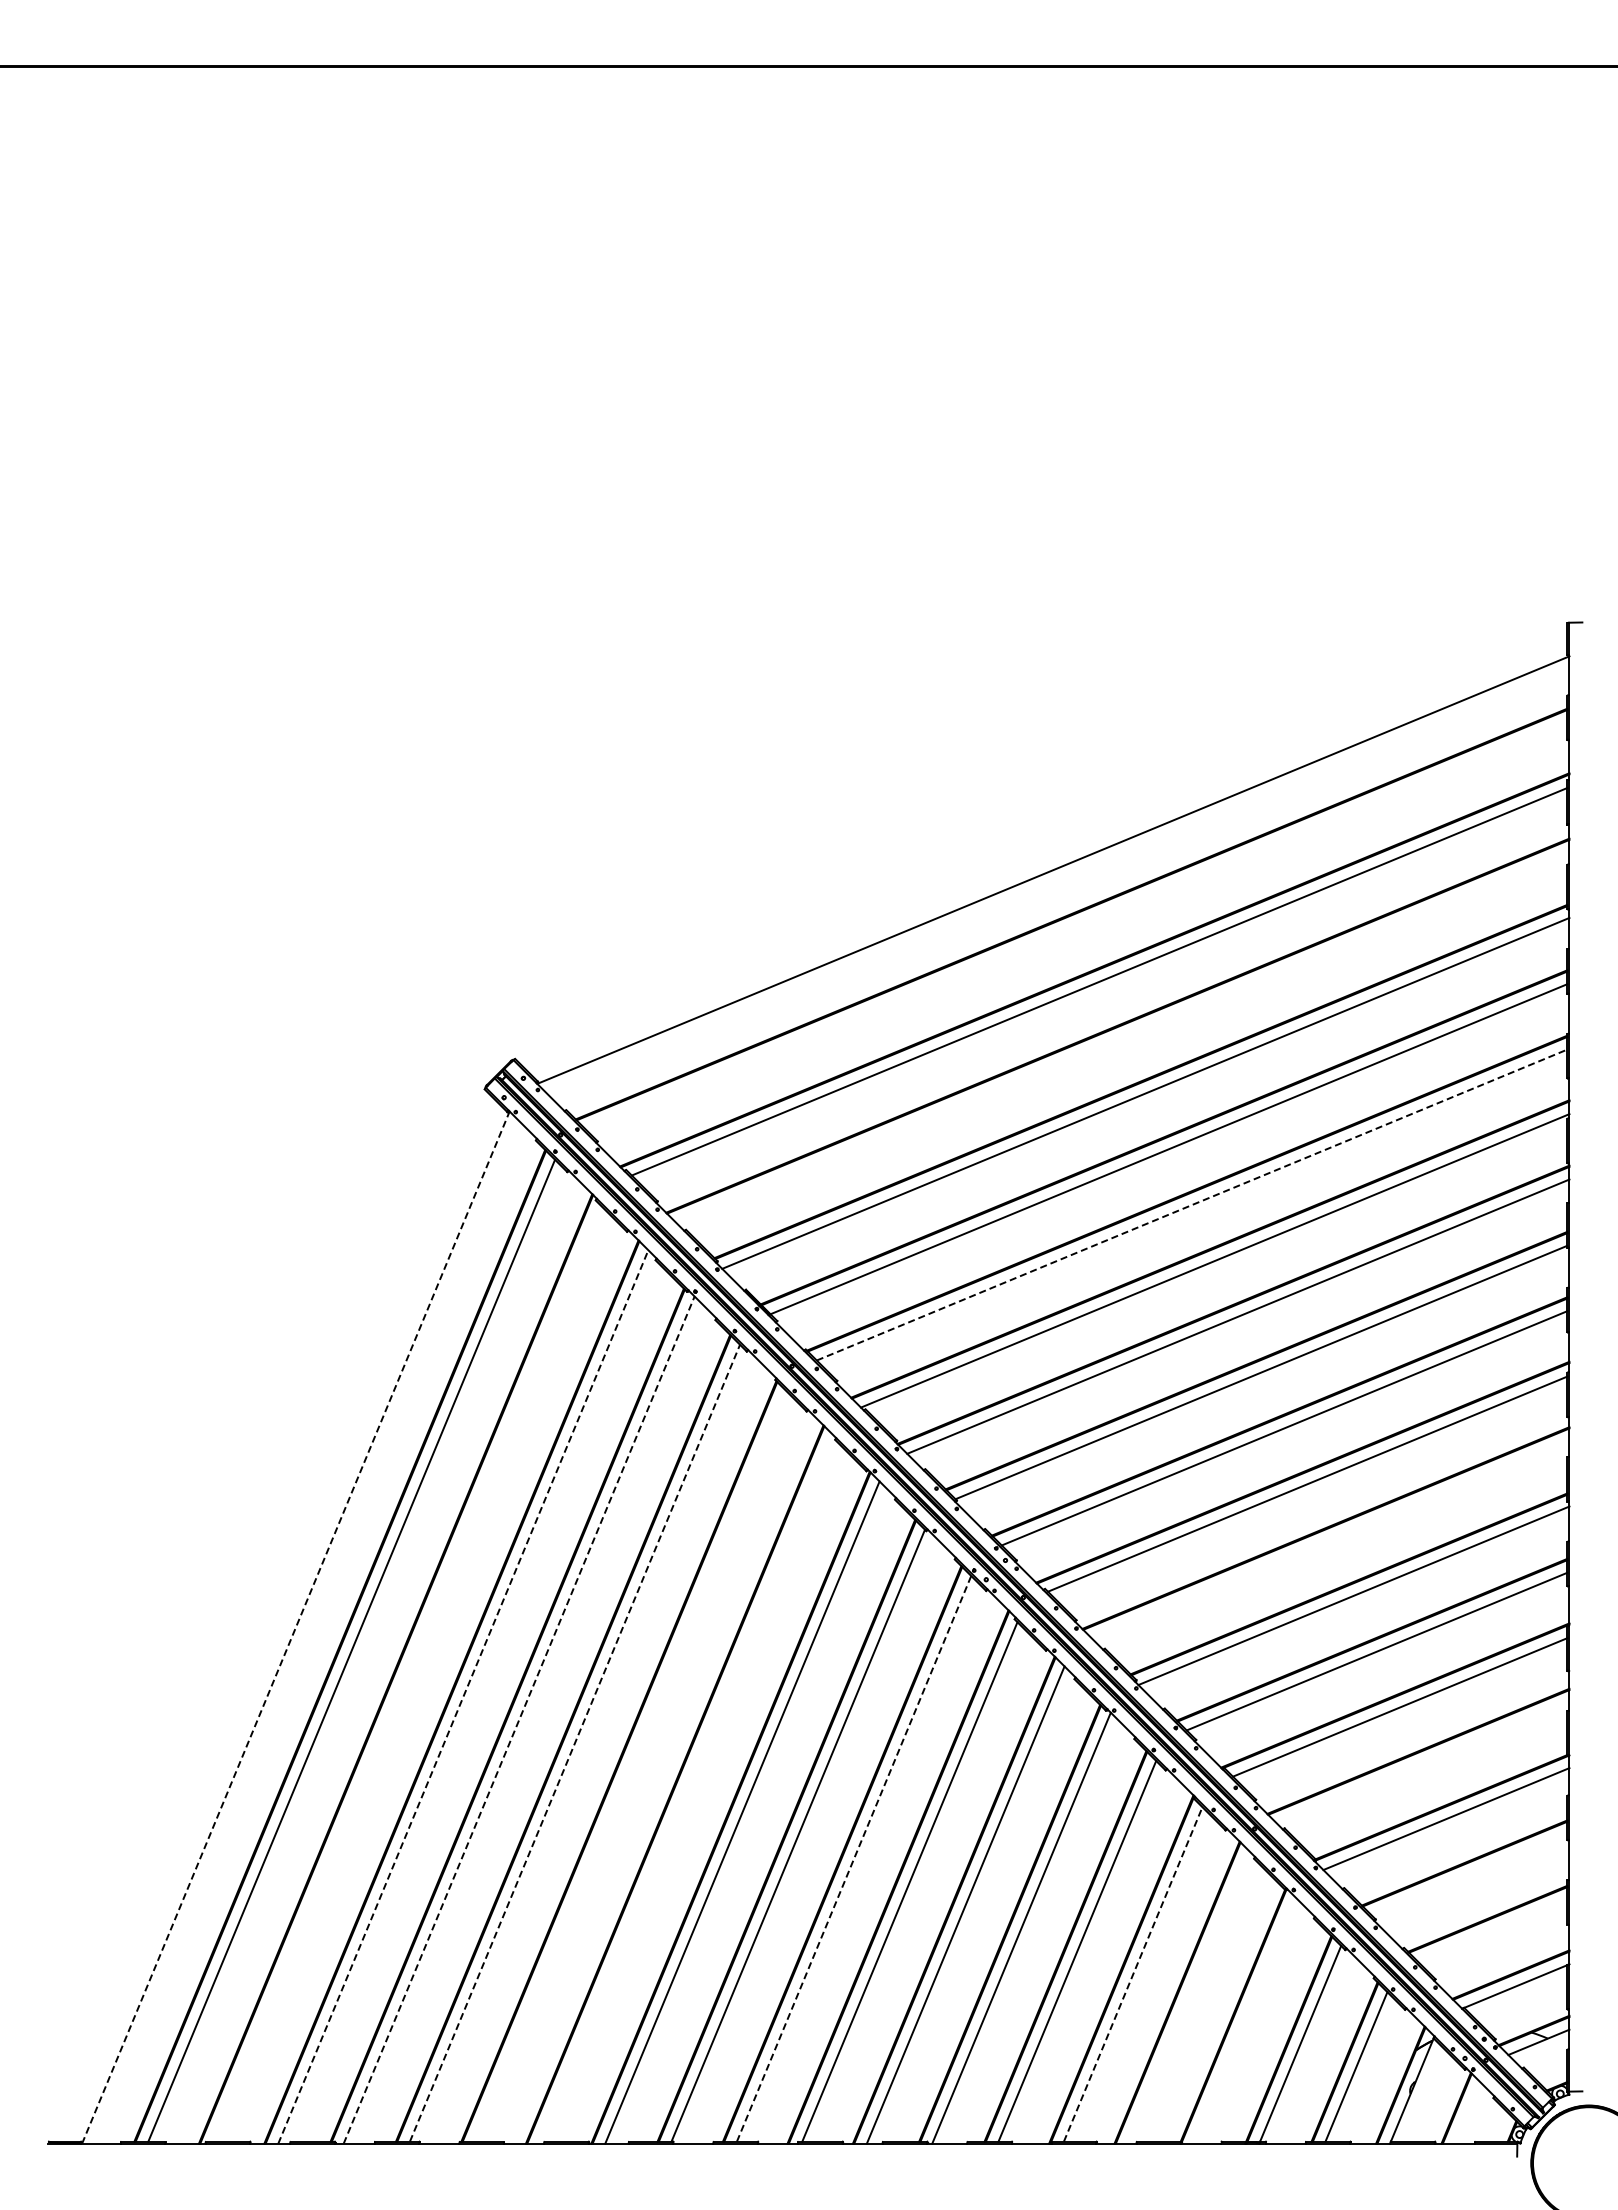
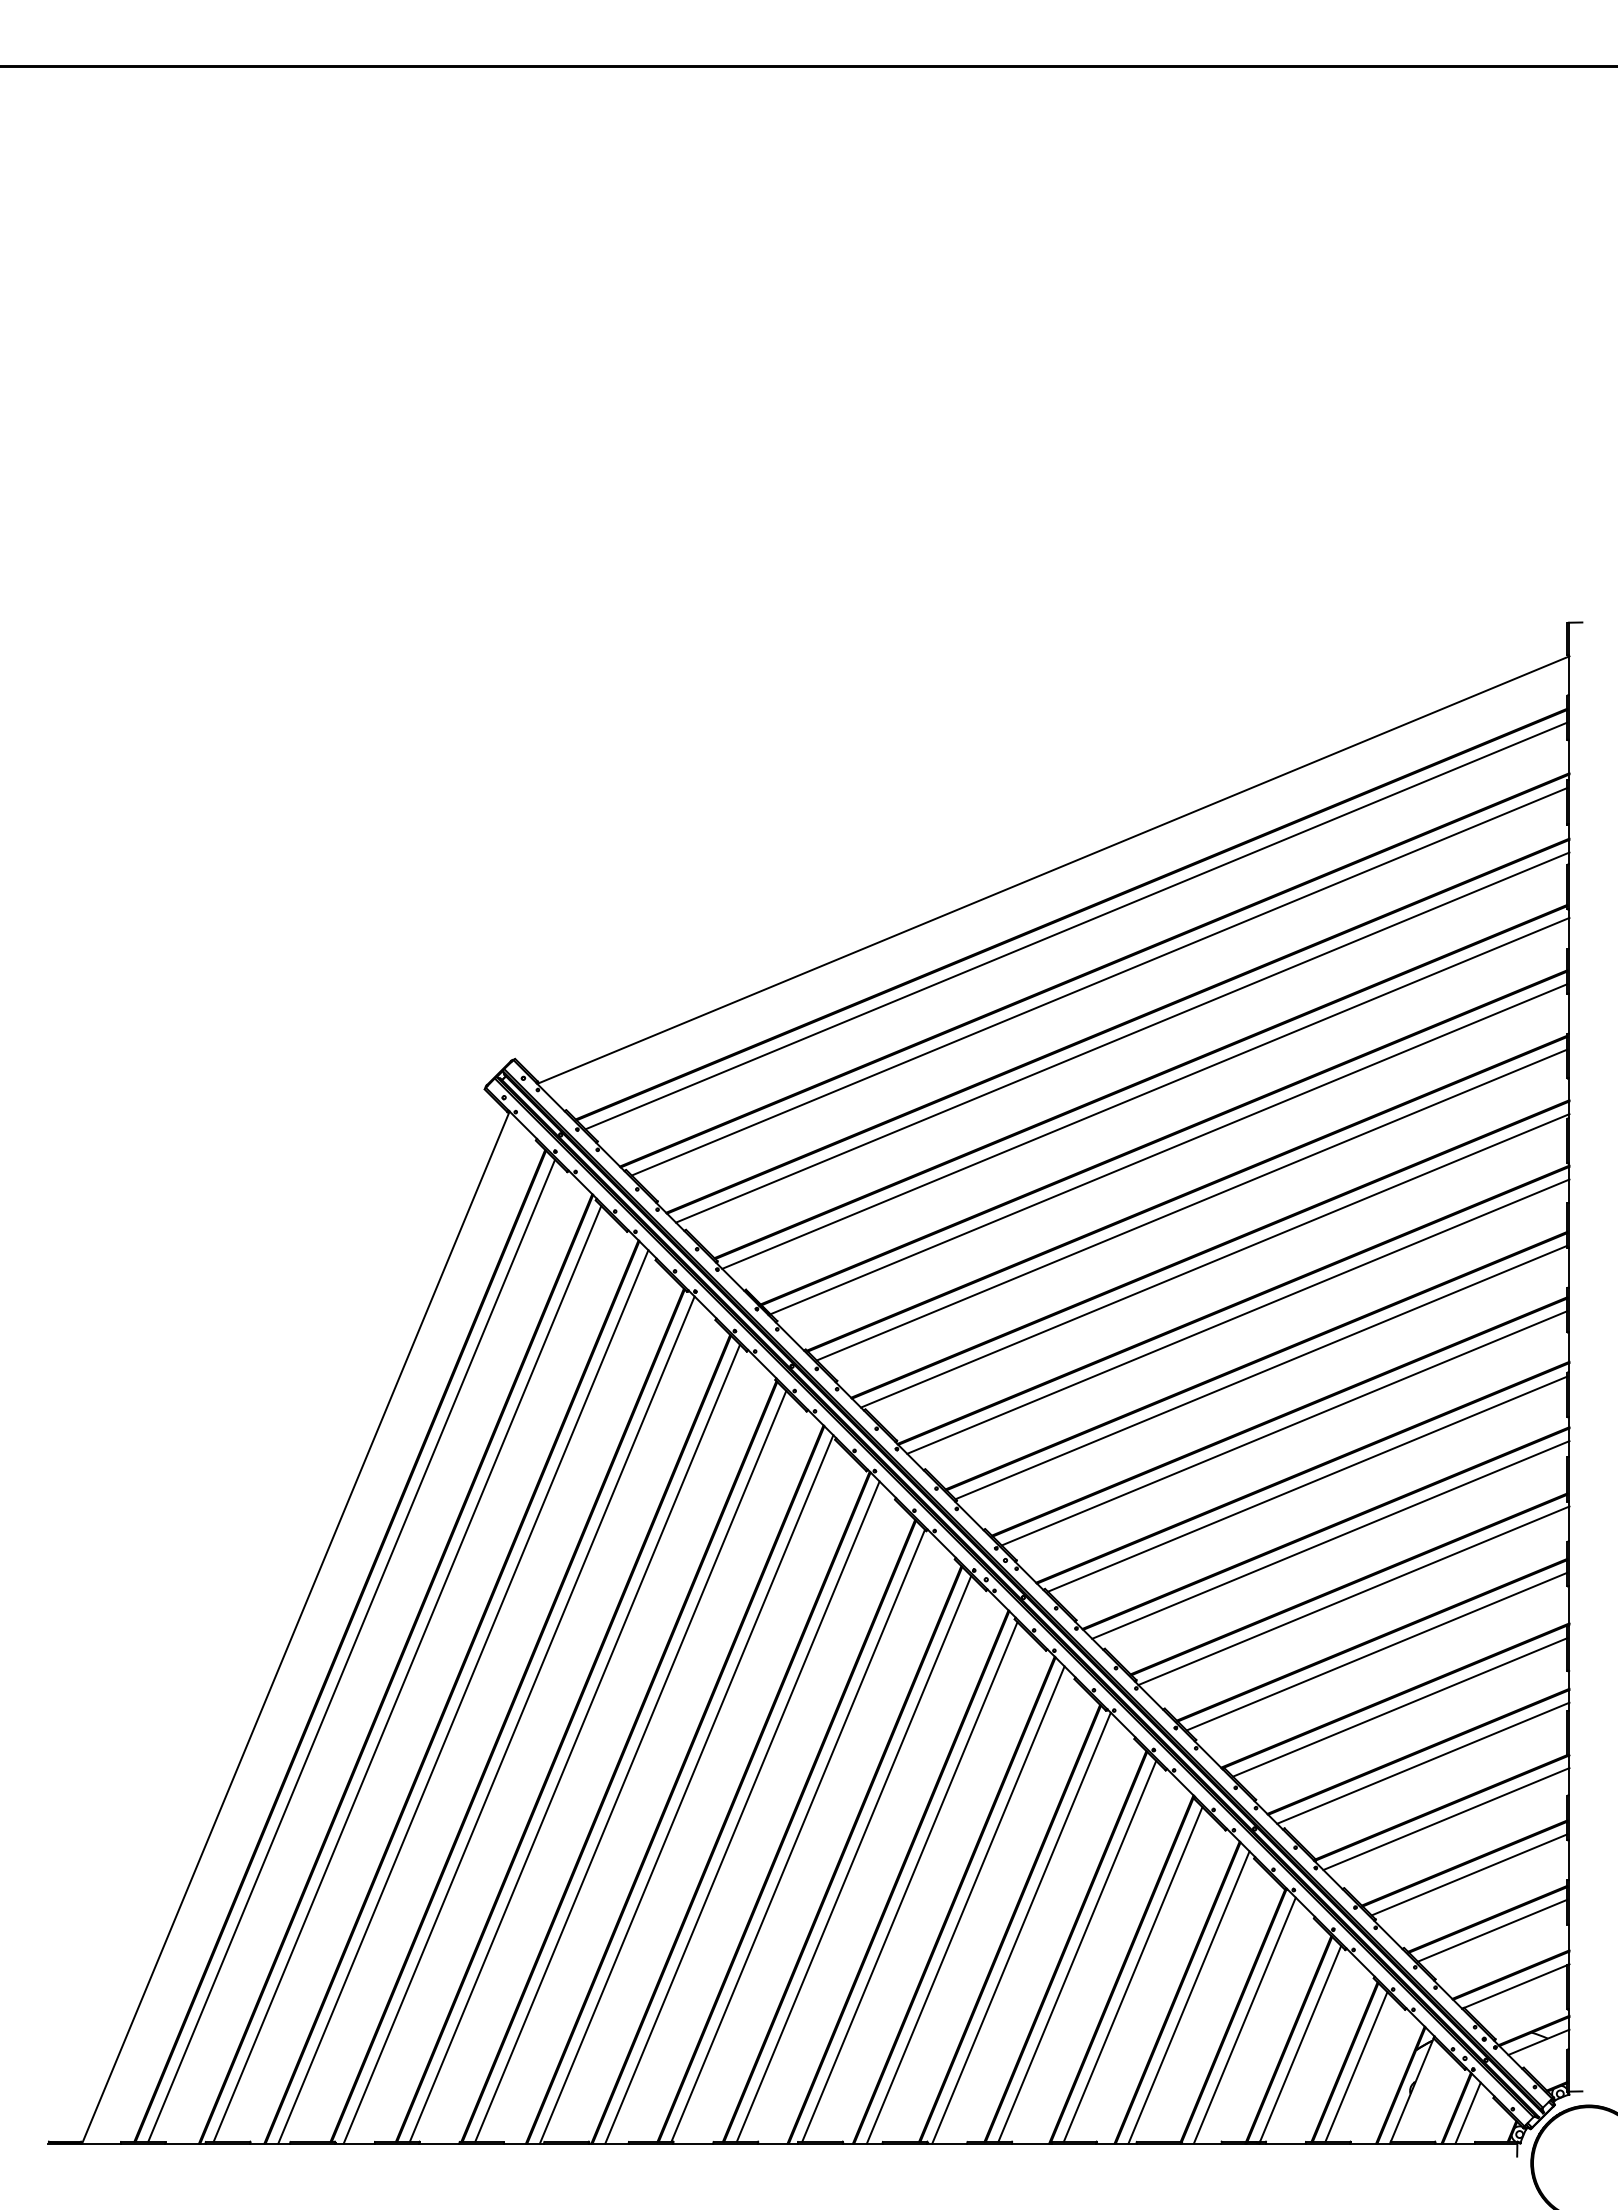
line: none -> present (1076, 925)
line: none -> present (1122, 1037)
line: dashed -> solid (1192, 1204)
line: none -> present (1330, 1539)
line: dashed -> solid (295, 1627)
line: none -> present (407, 1673)
line: dashed -> solid (463, 1696)
line: dashed -> solid (519, 1719)
line: dashed -> solid (575, 1742)
line: none -> present (1423, 1762)
line: none -> present (630, 1766)
line: none -> present (686, 1789)
line: dashed -> solid (854, 1858)
line: none -> present (1469, 1874)
line: none -> present (1492, 1930)
line: dashed -> solid (1133, 1973)
line: none -> present (1188, 1997)
line: none -> present (1244, 2020)
line: none -> present (1467, 2112)
